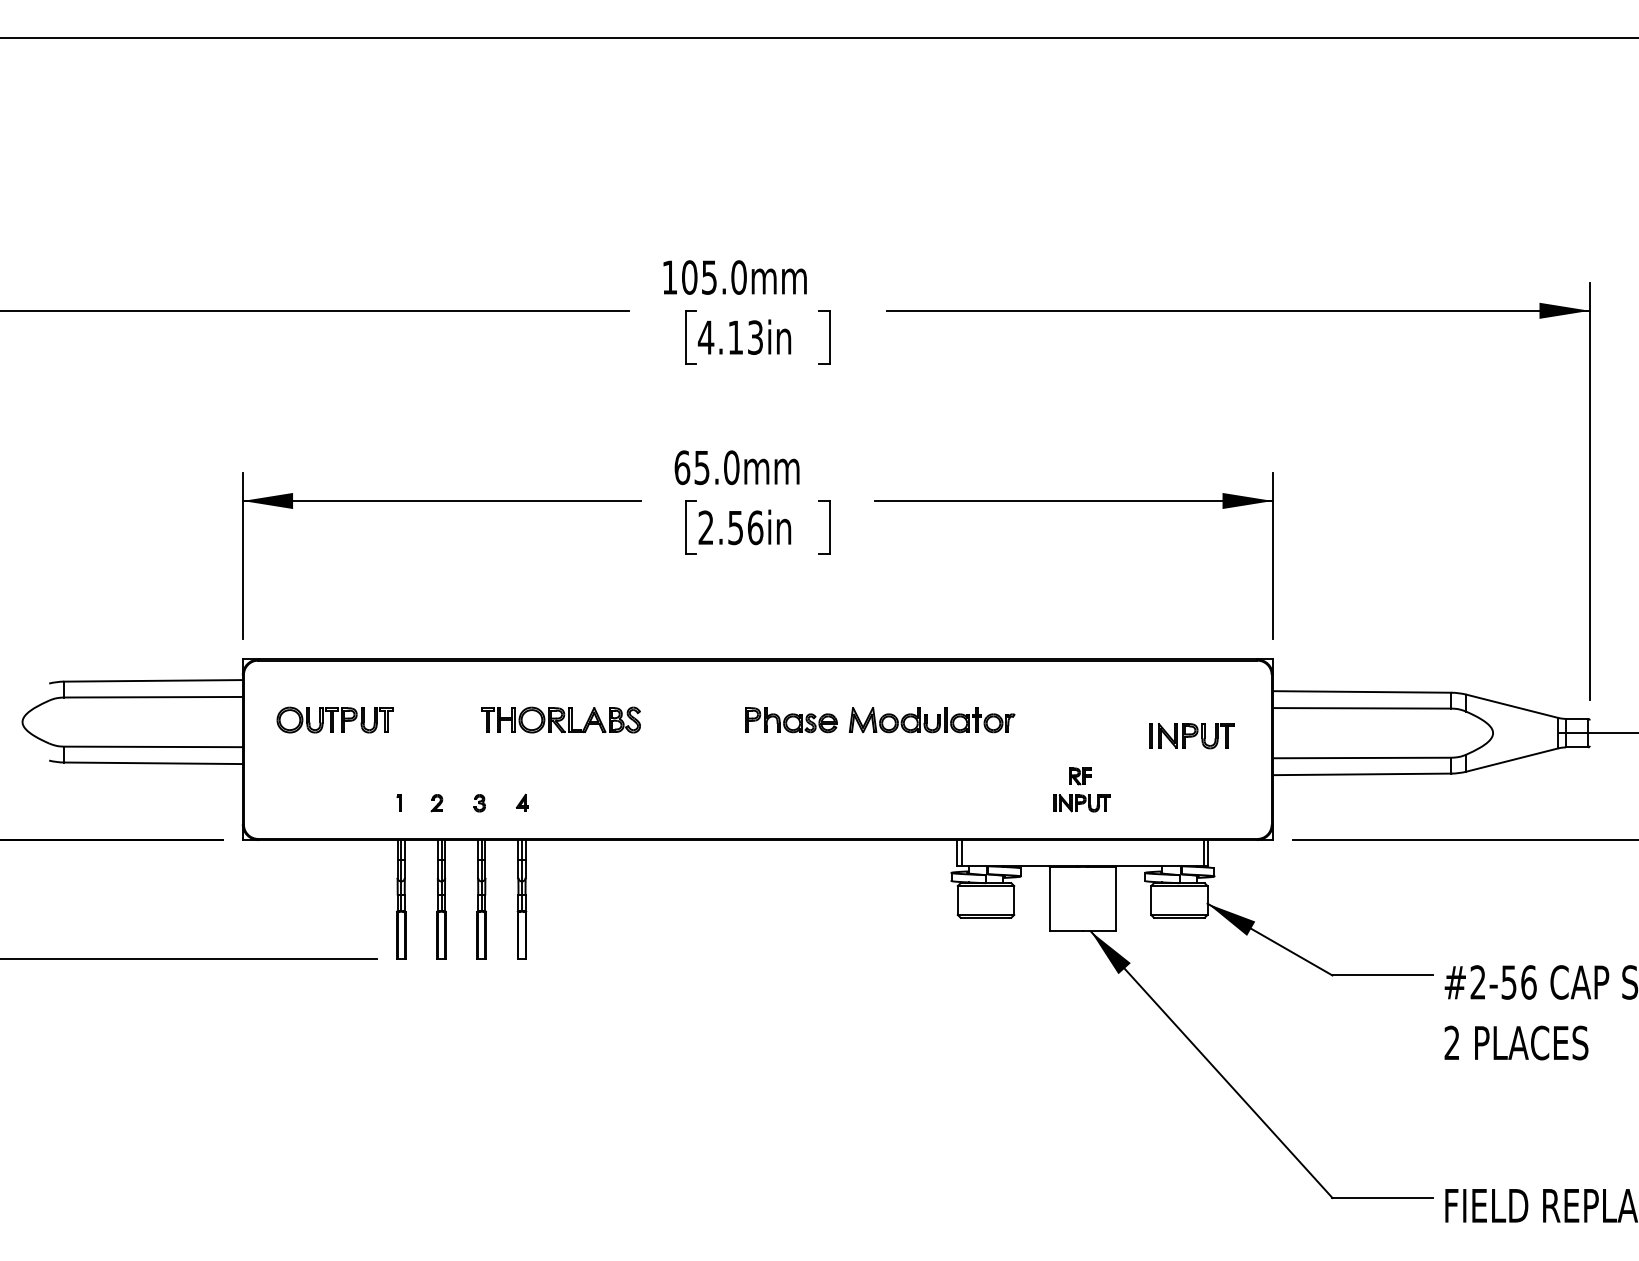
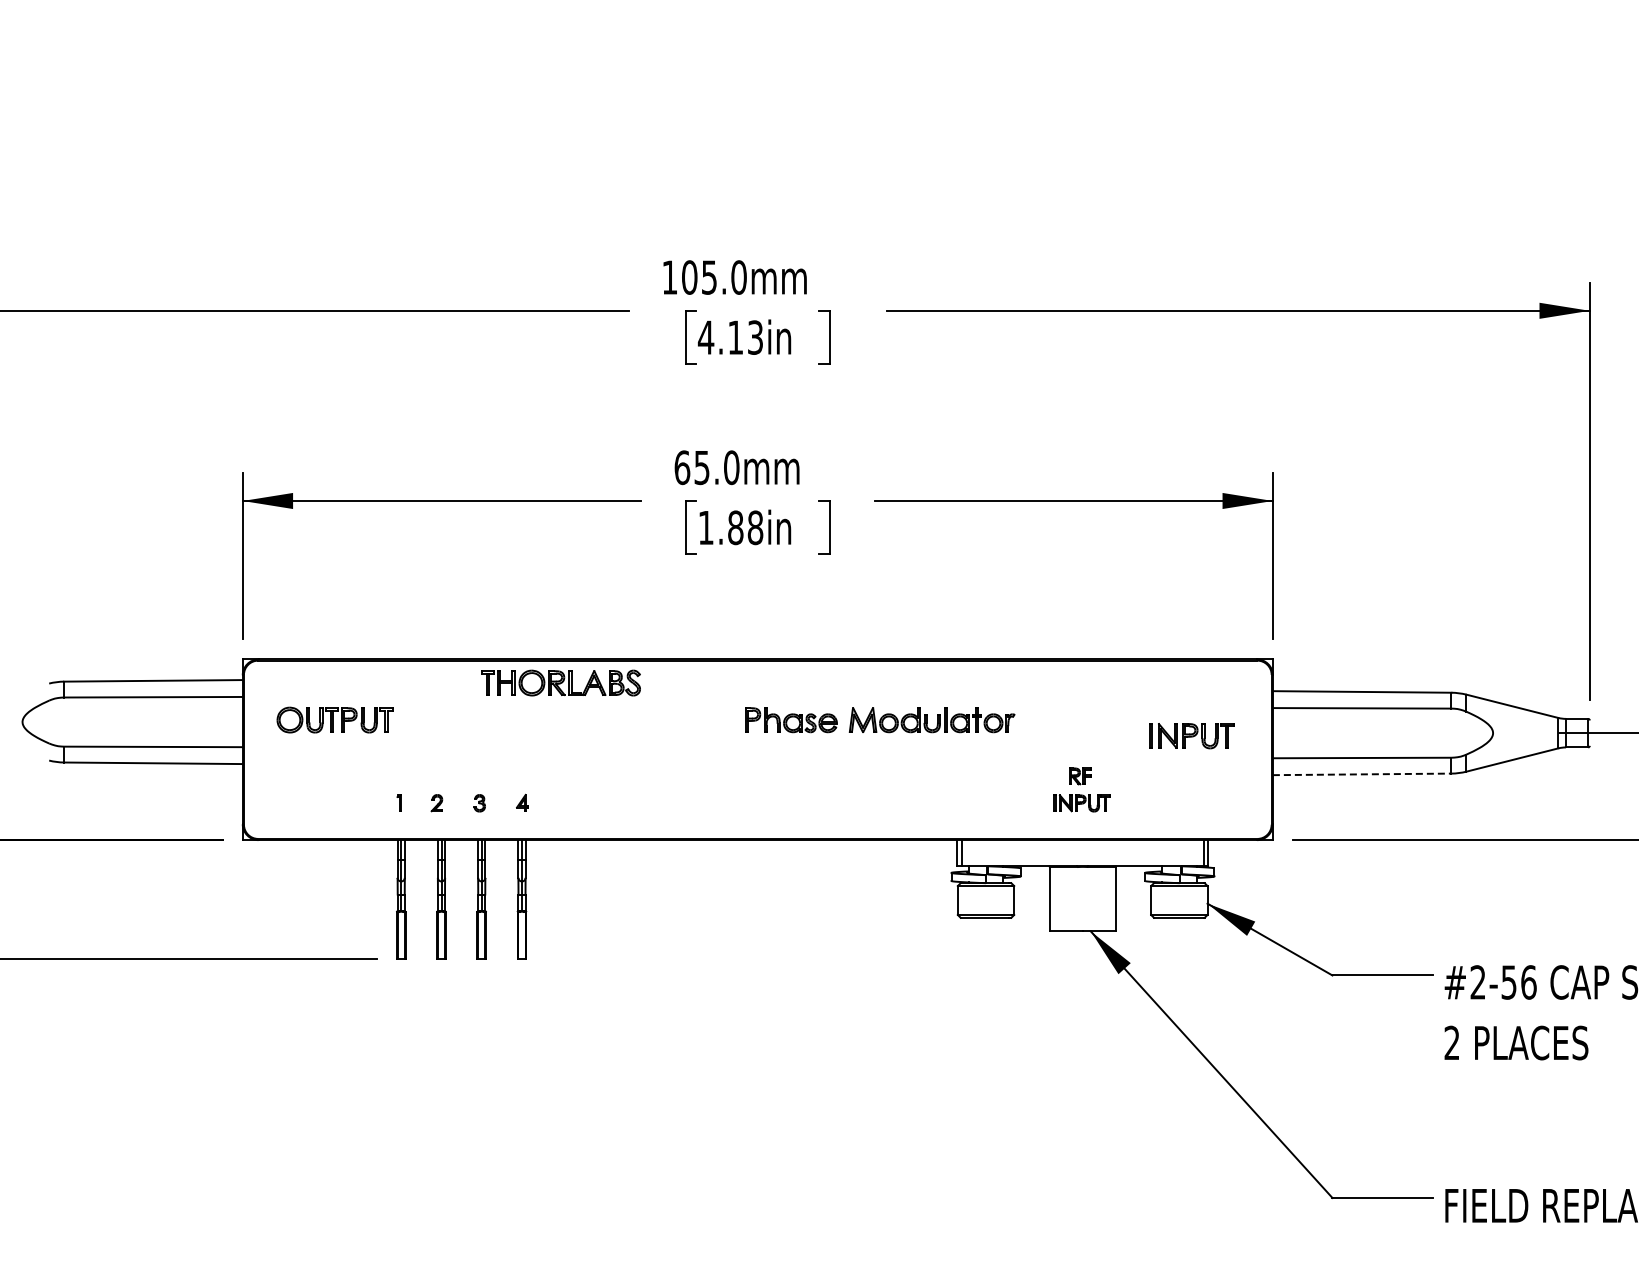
line: present -> none (818, 37)
text: 2.56in -> 1.88in (730, 527)
part position: (560, 719) -> (560, 682) (560, 682)
line: solid -> dashed (1362, 774)
